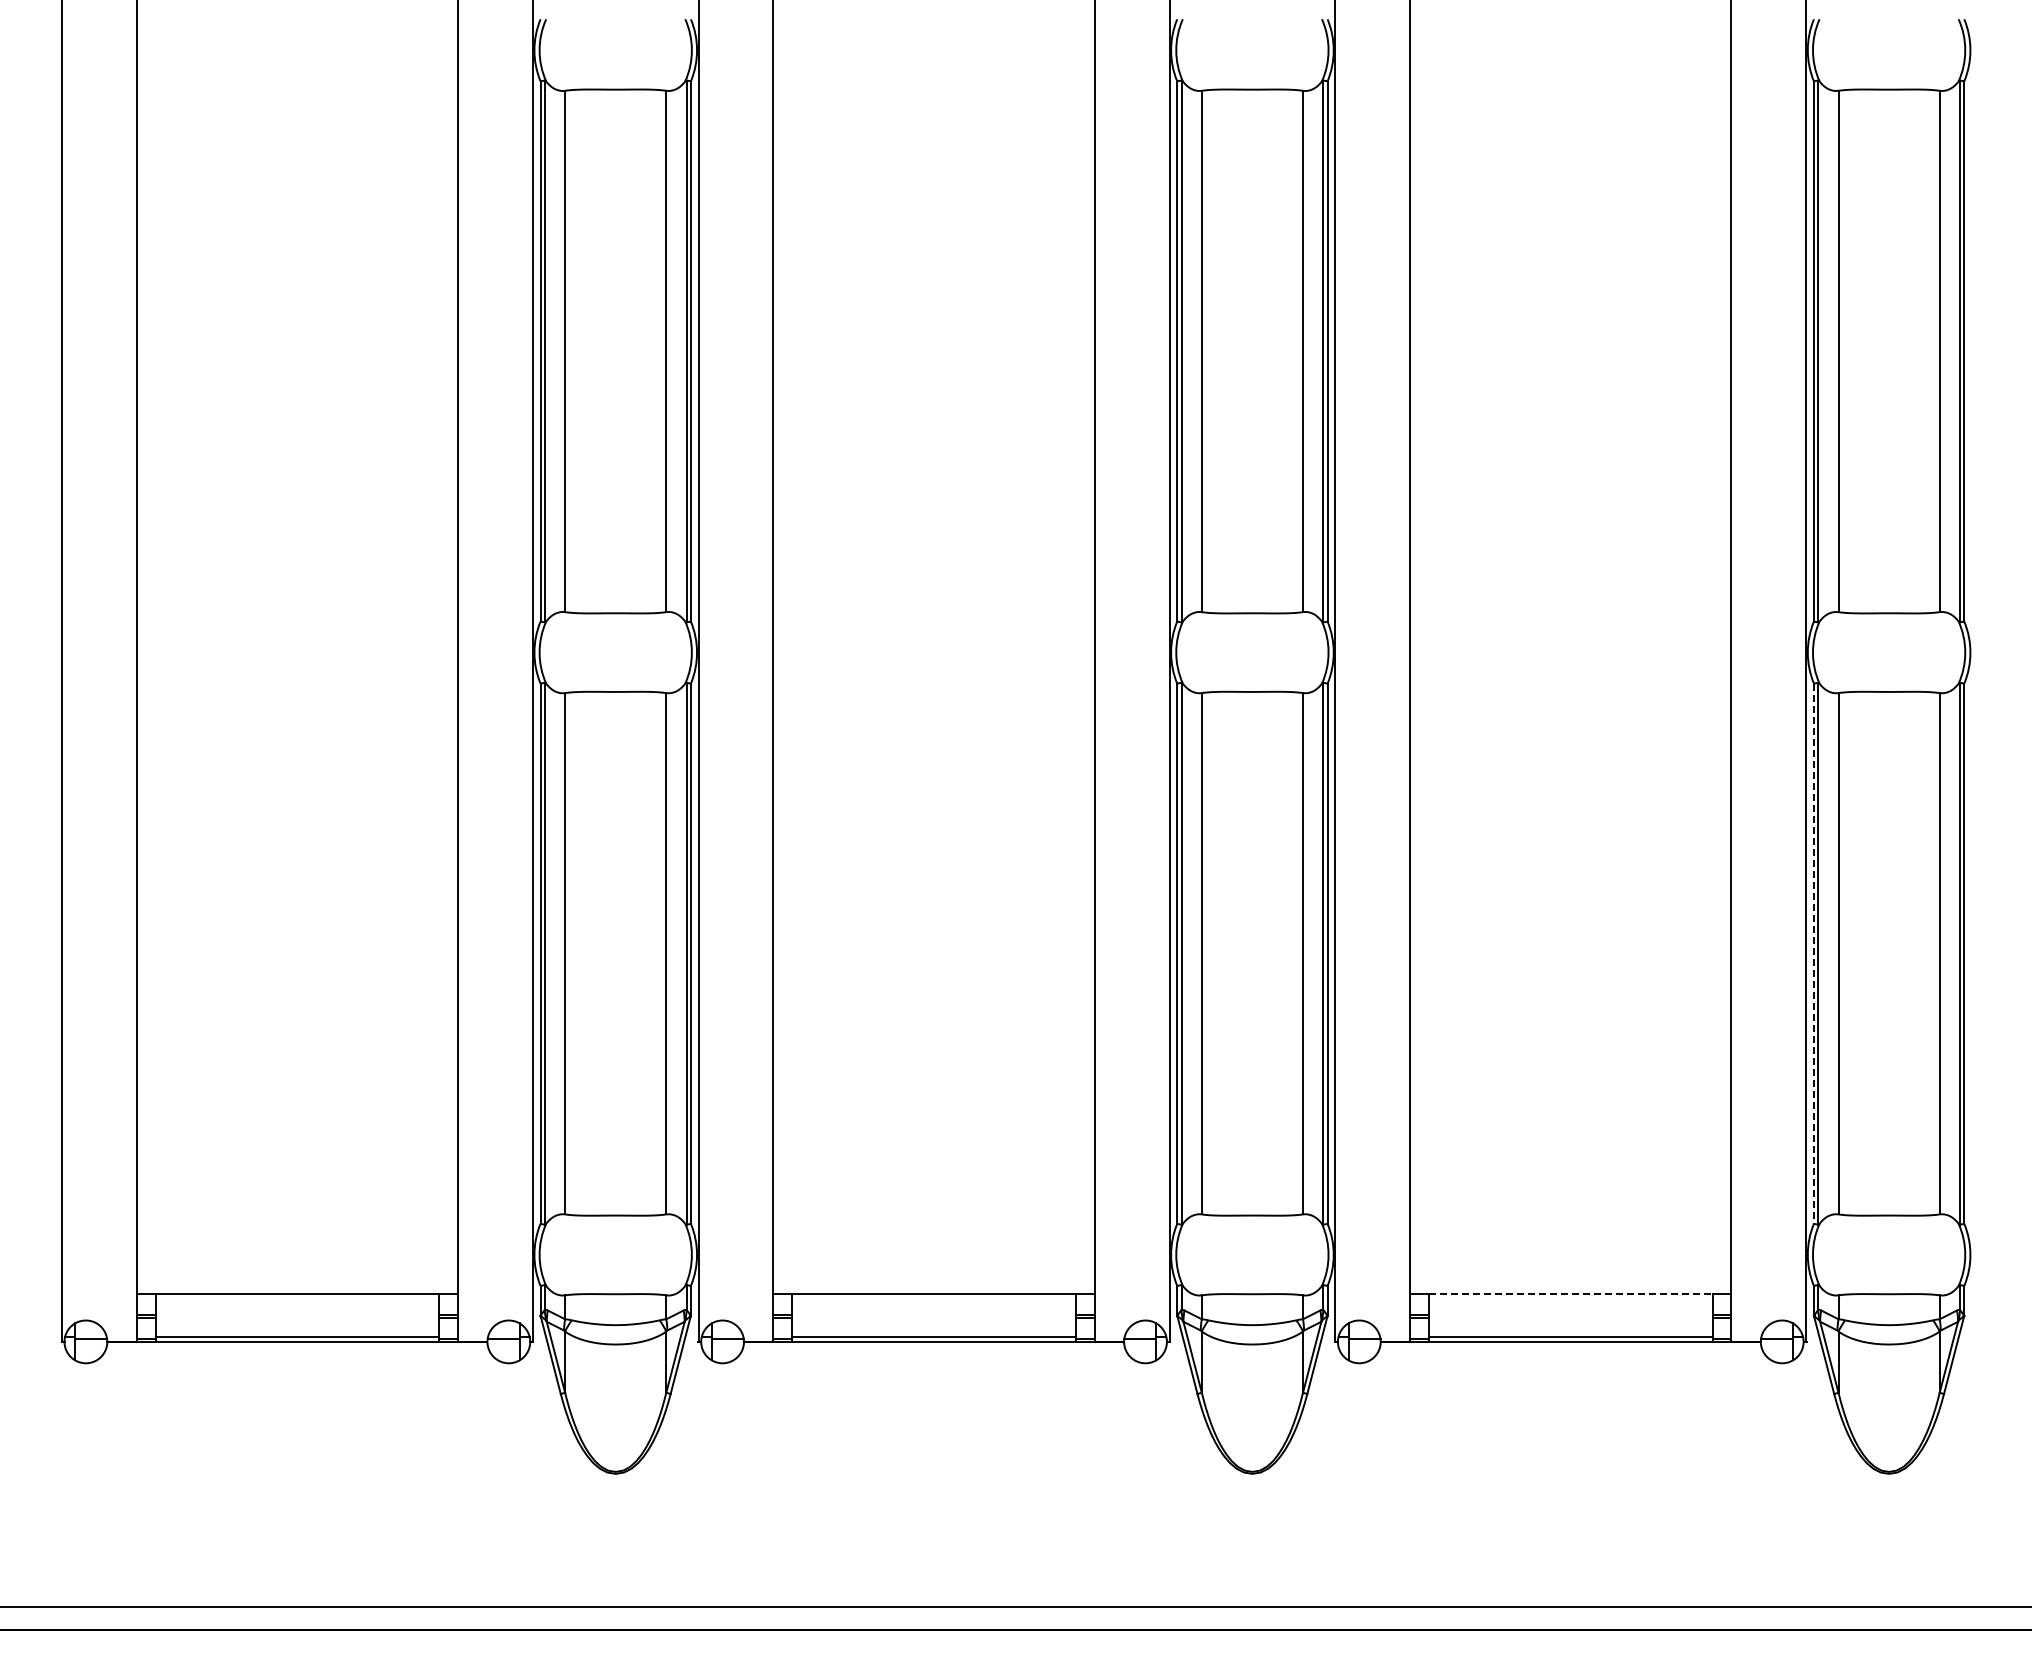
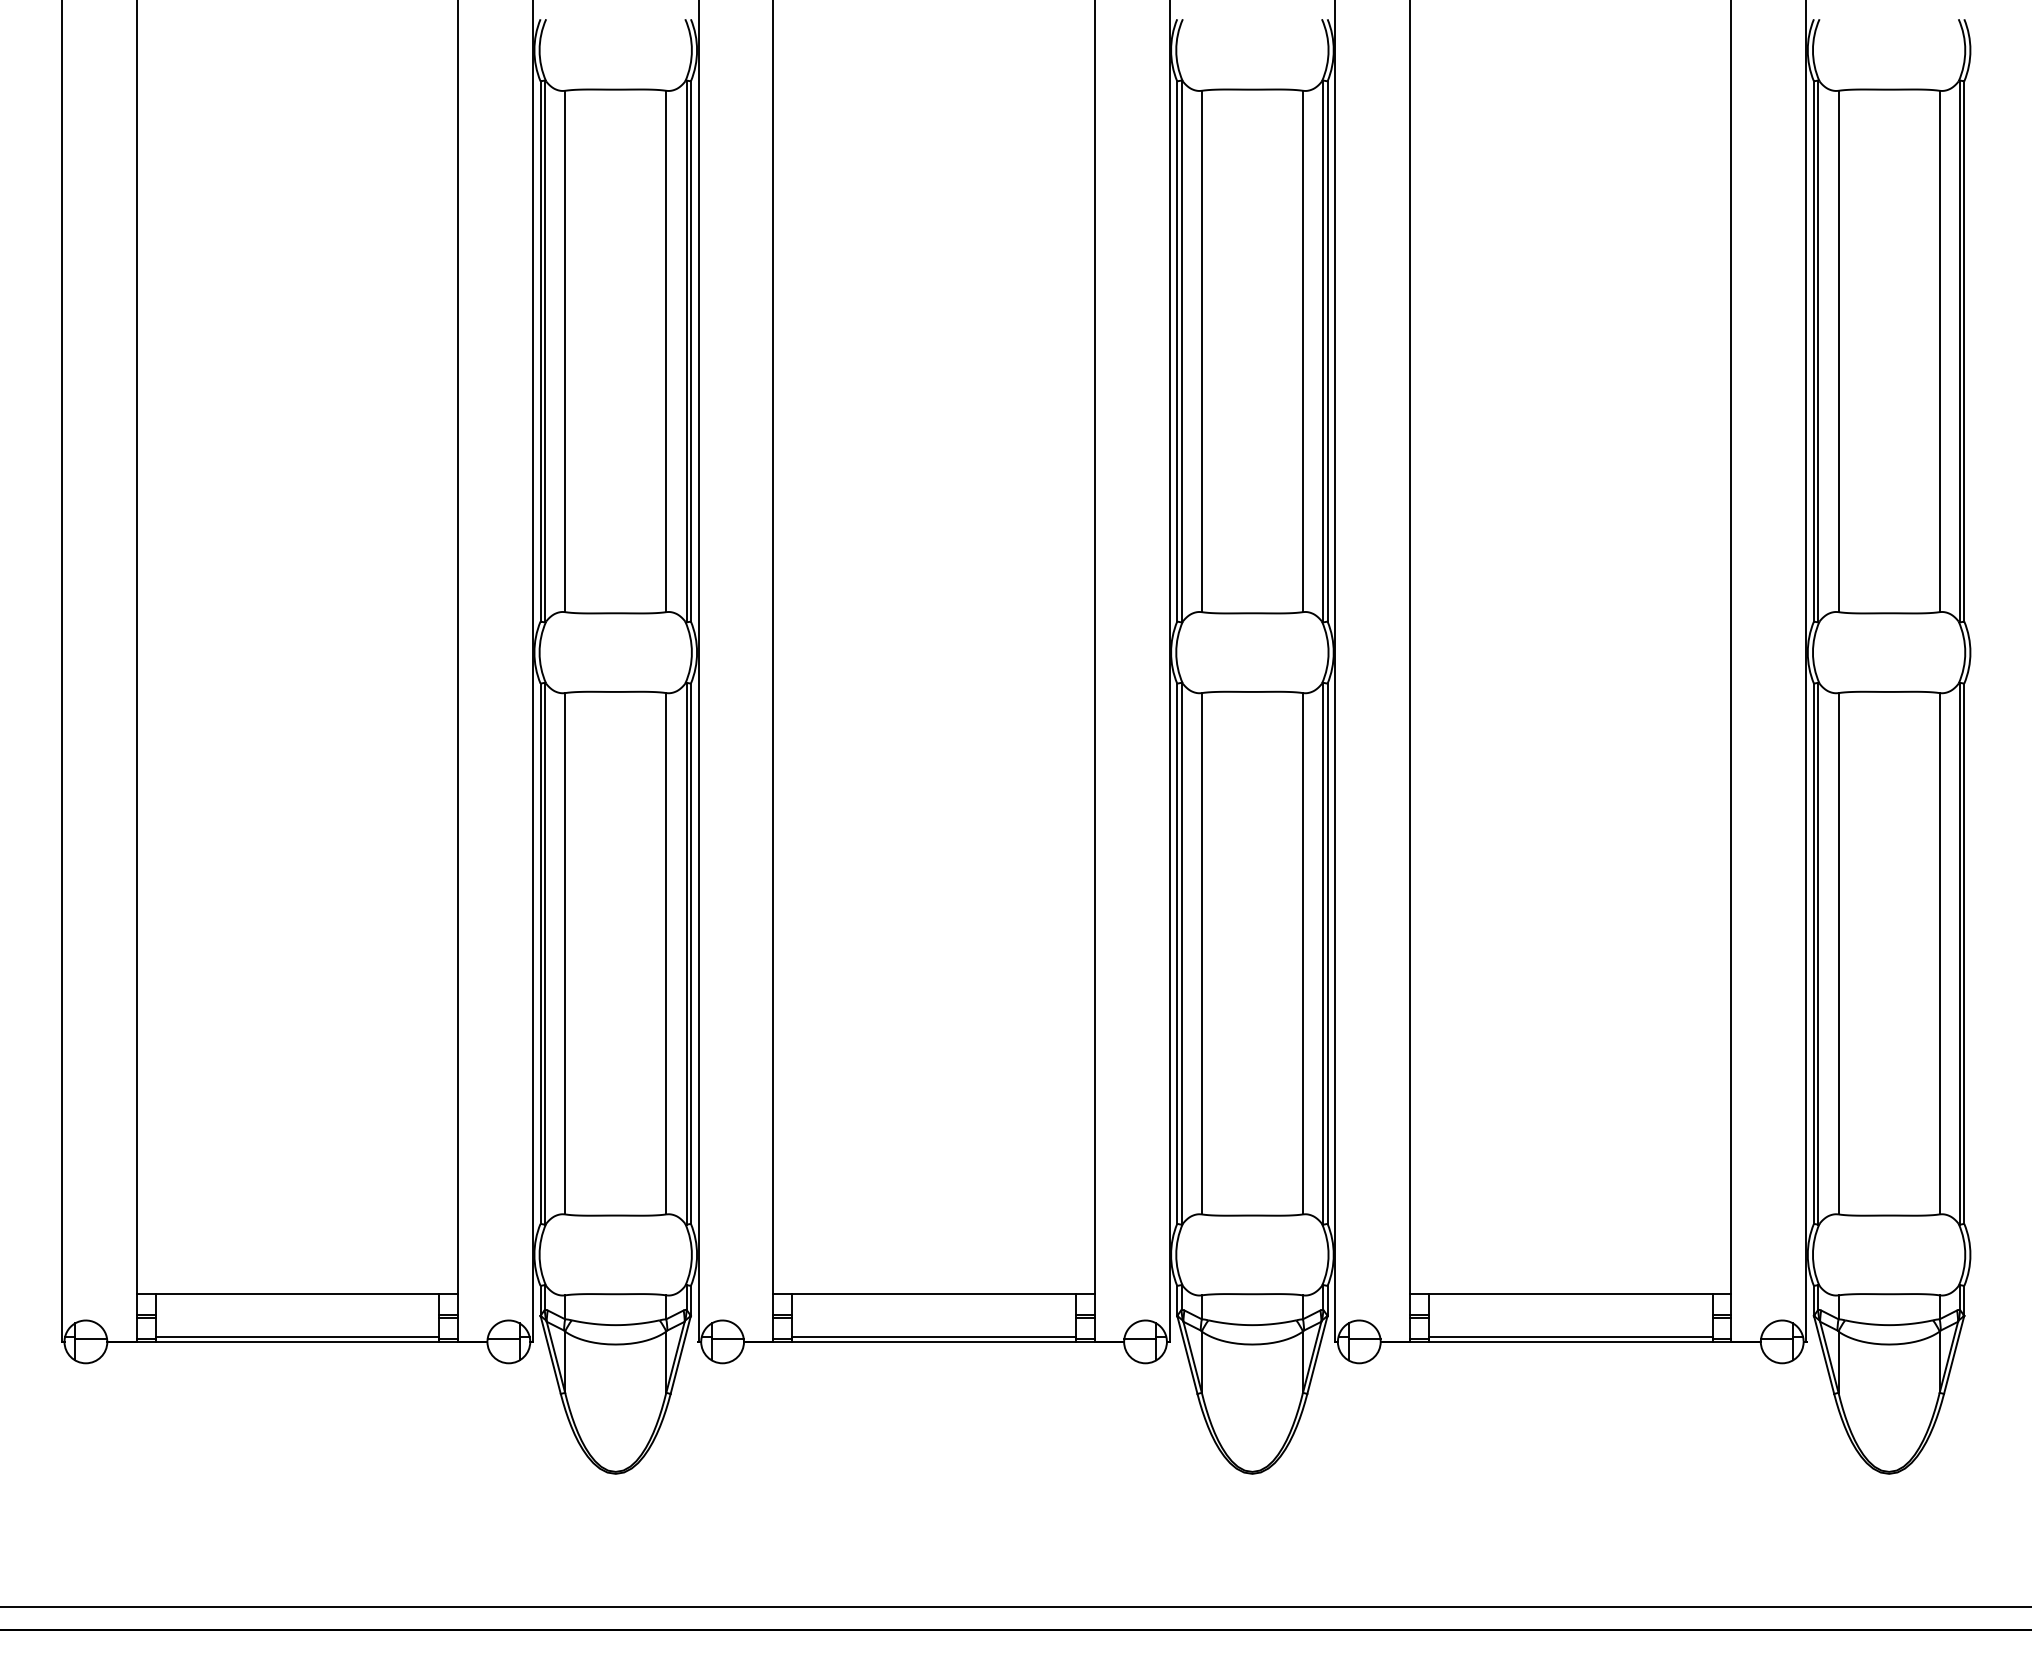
line: dashed -> solid (1813, 954)
line: dashed -> solid (1570, 1293)
